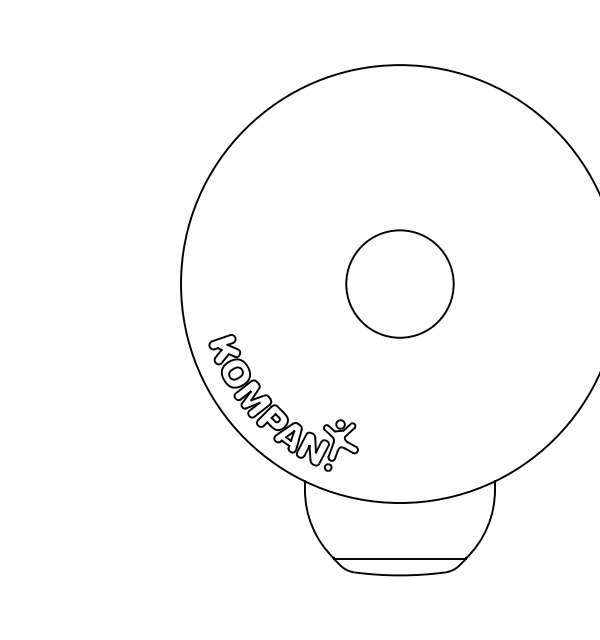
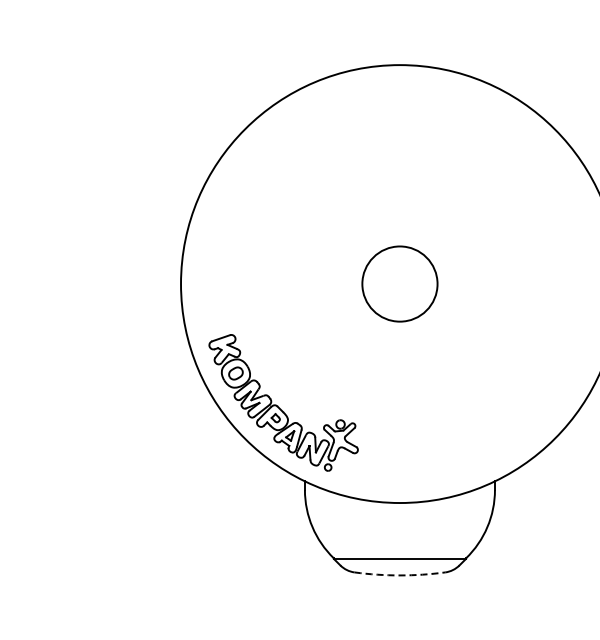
circle diameter: 107 px -> 75 px (399, 283)
arc: solid -> dashed (399, 575)
